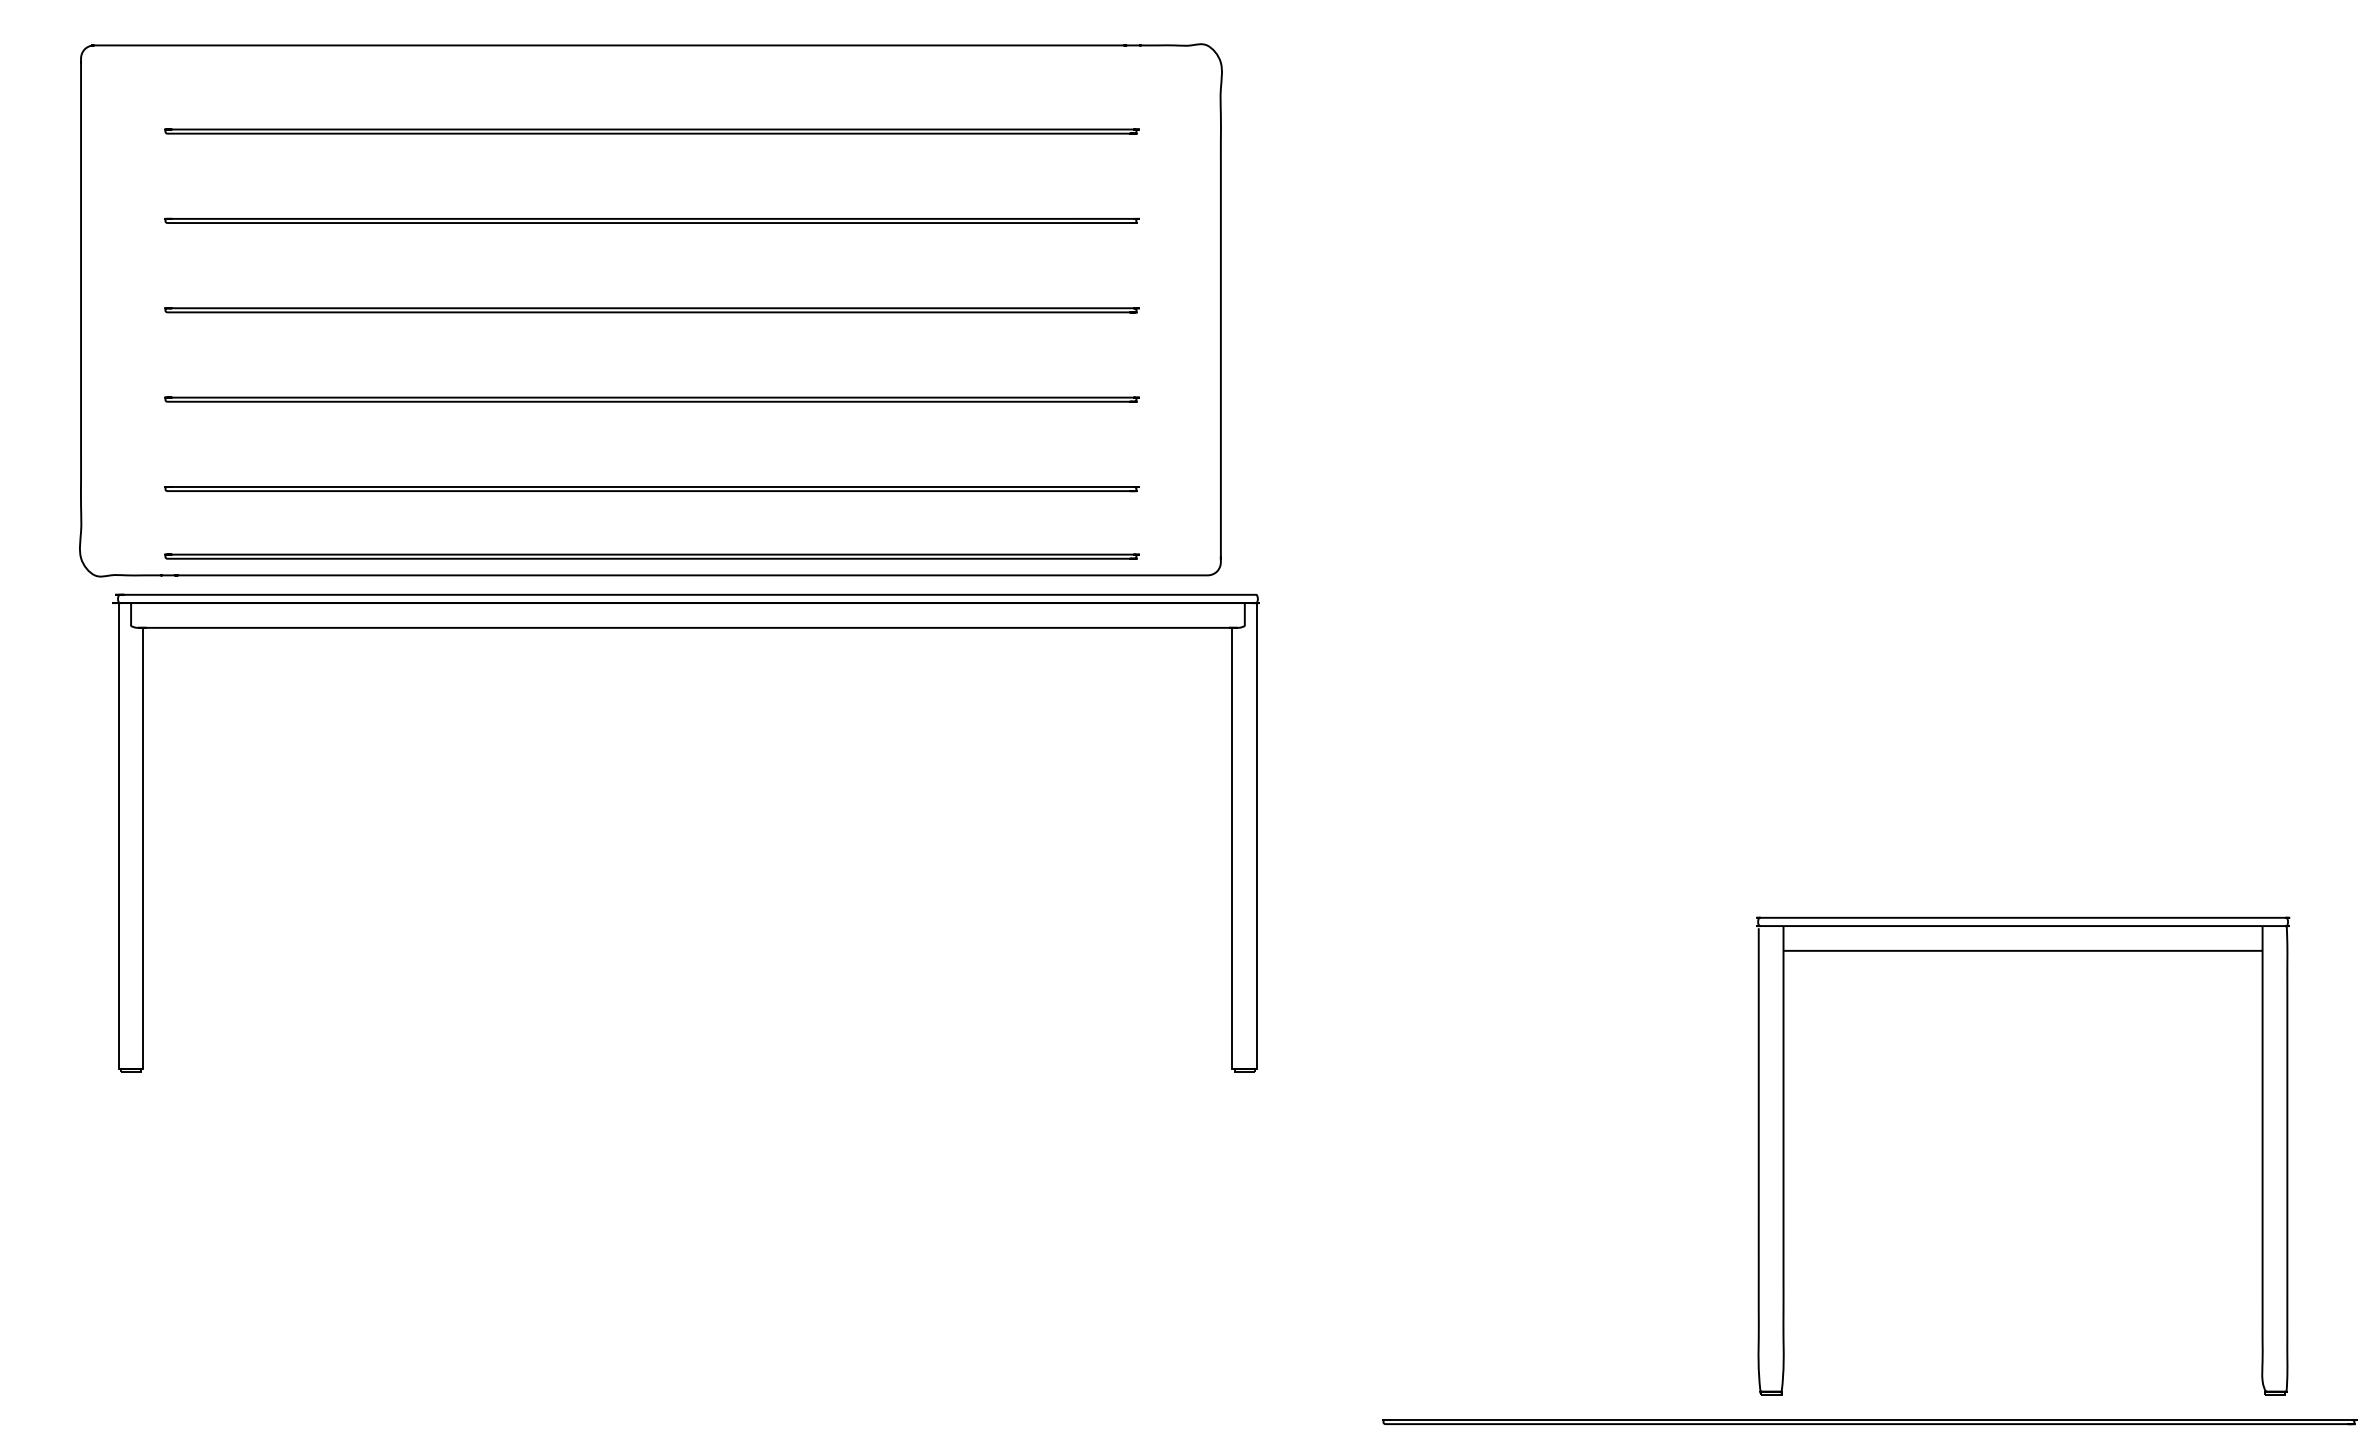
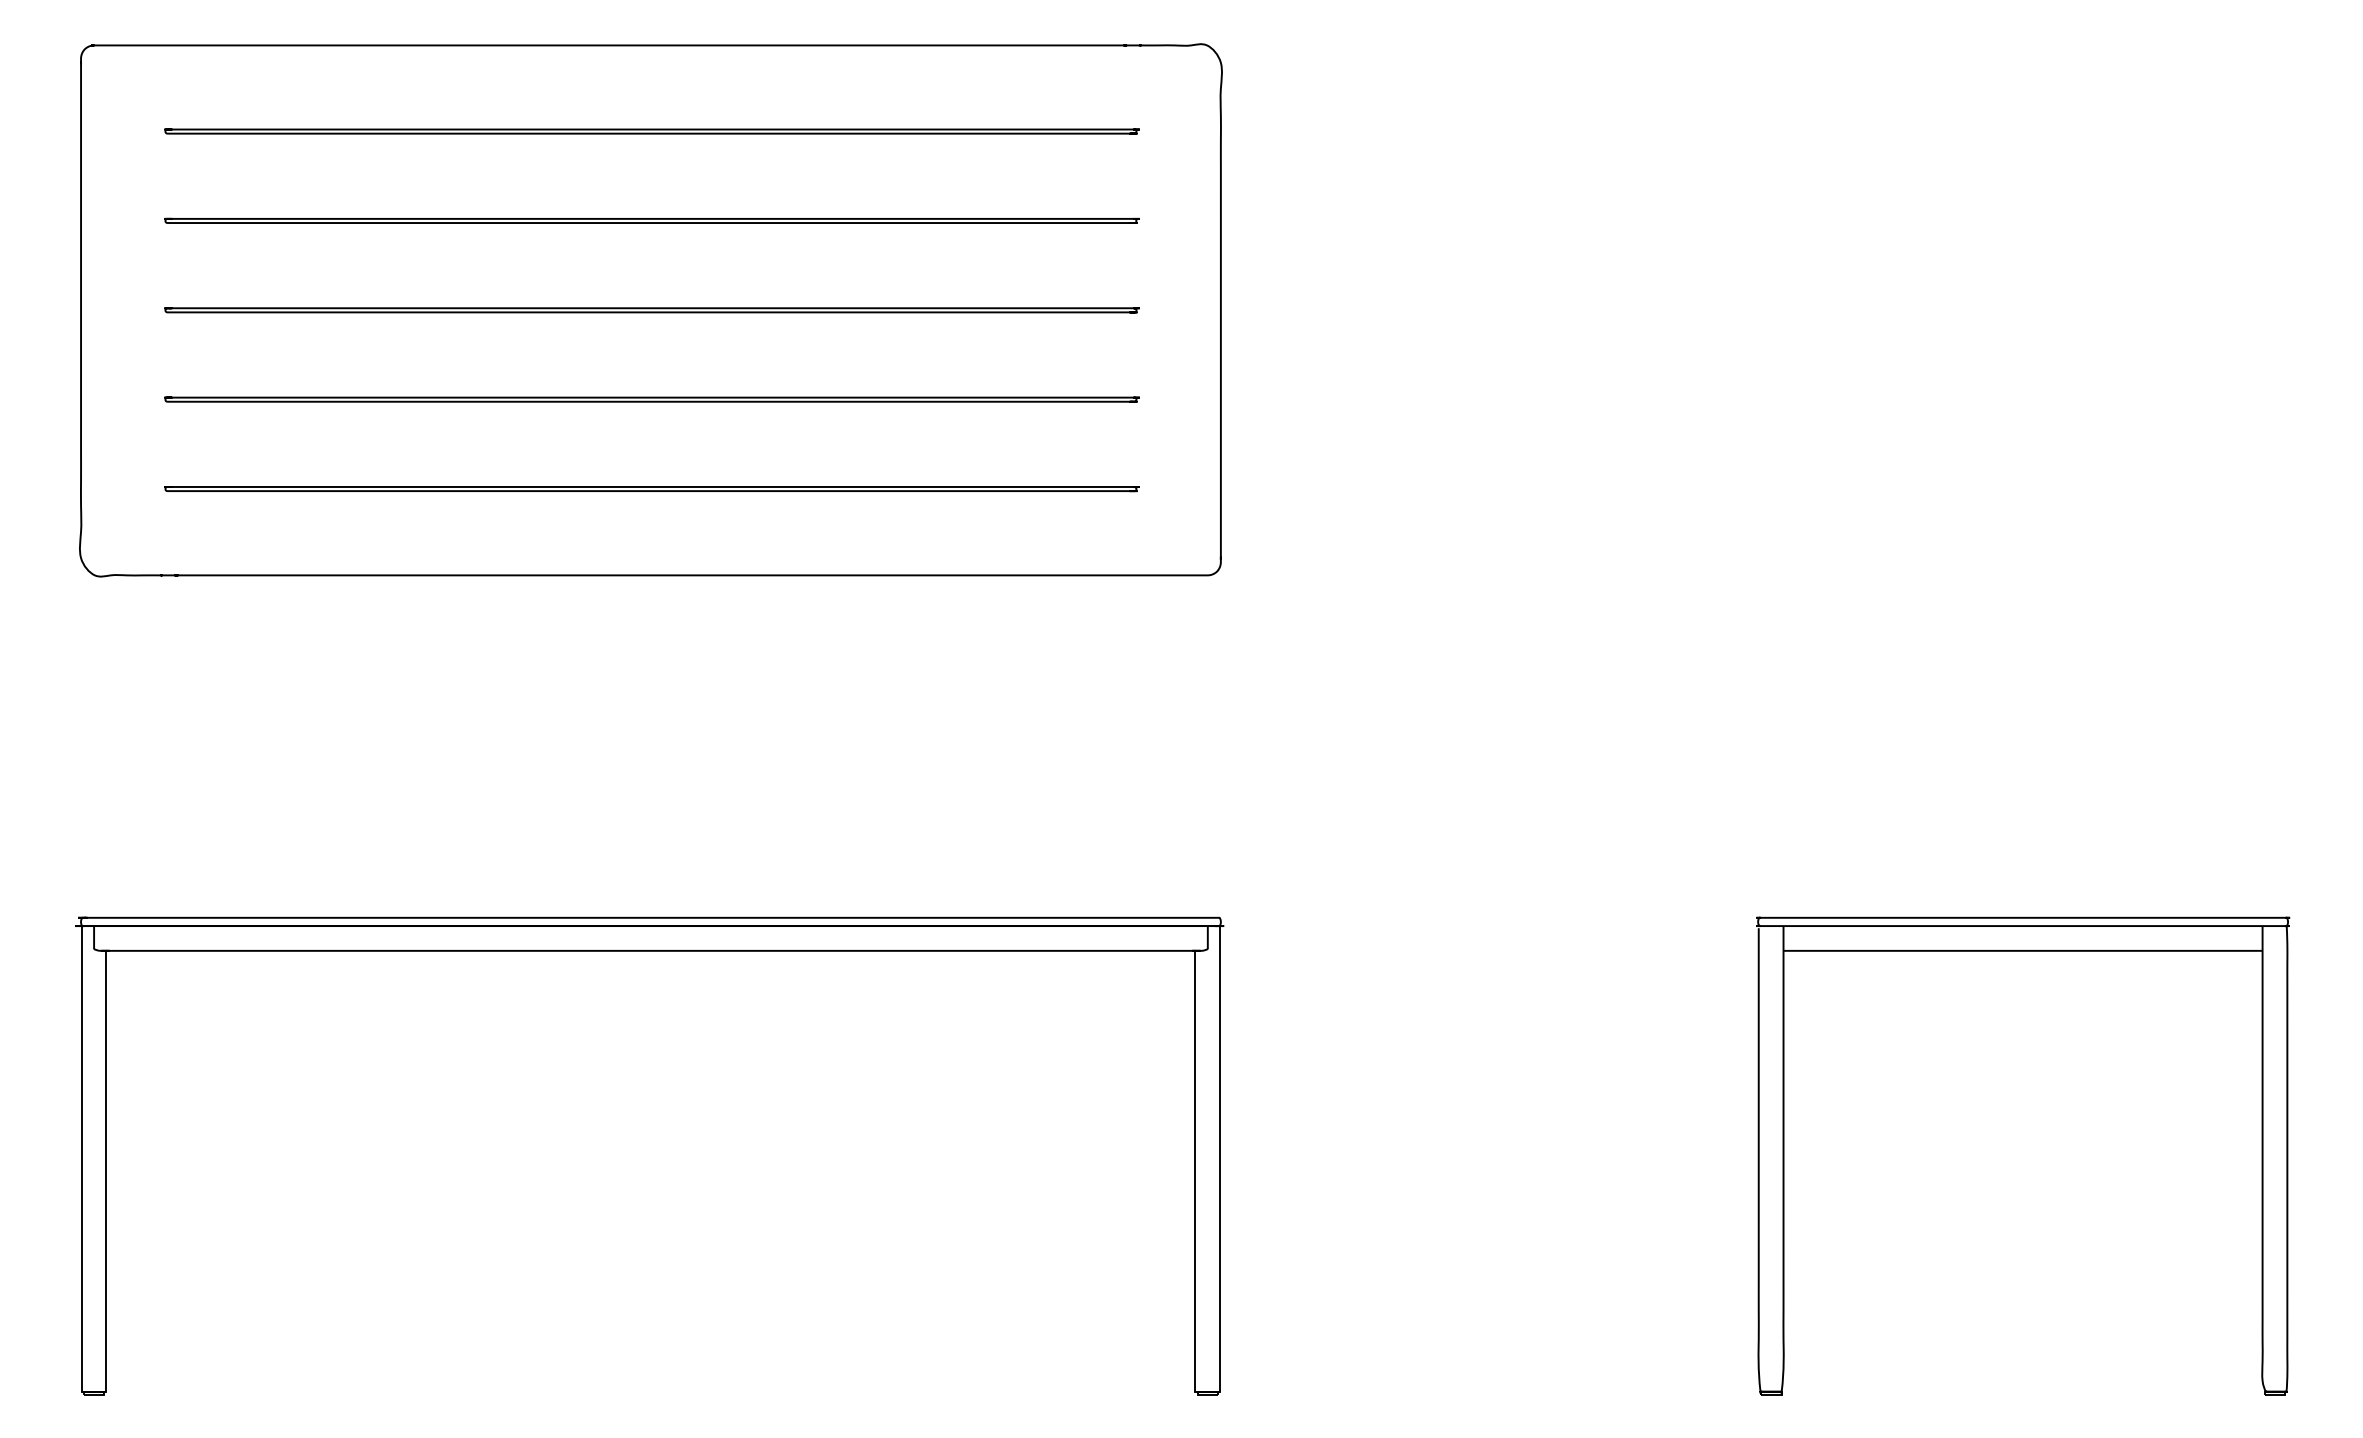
part: present -> none (651, 556)
part position: (686, 628) -> (649, 951) (649, 951)
part: present -> none (1869, 1422)
